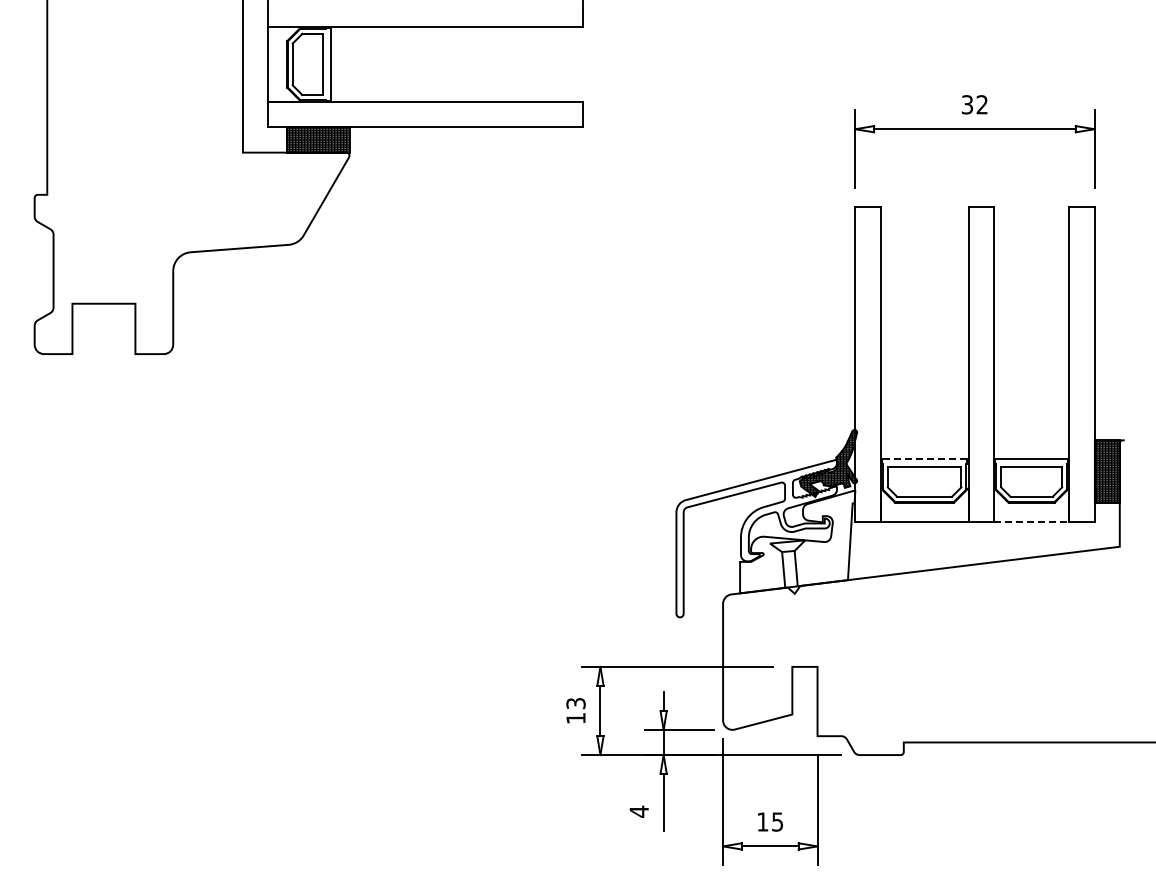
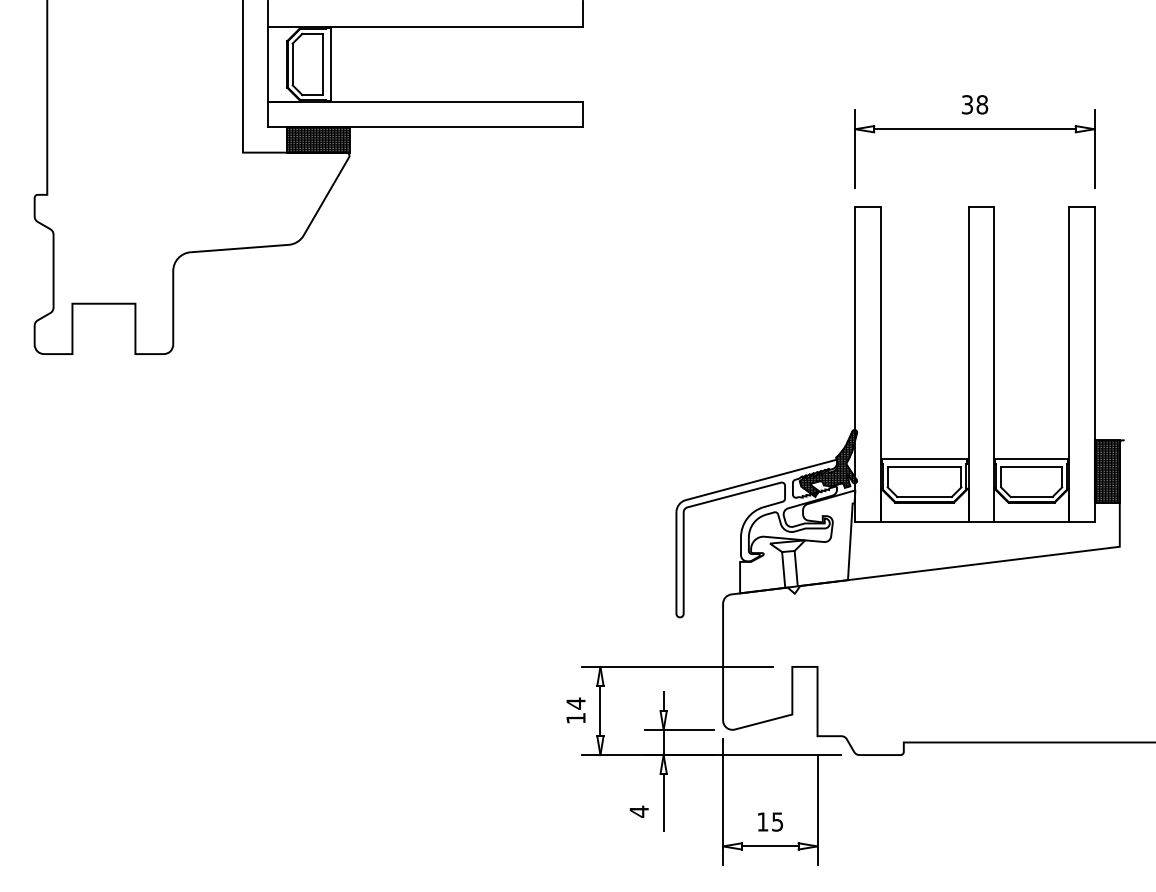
text: 32 -> 38 (982, 104)
line: dashed -> solid (924, 458)
line: dashed -> solid (1031, 521)
text: 13 -> 14 (575, 703)
